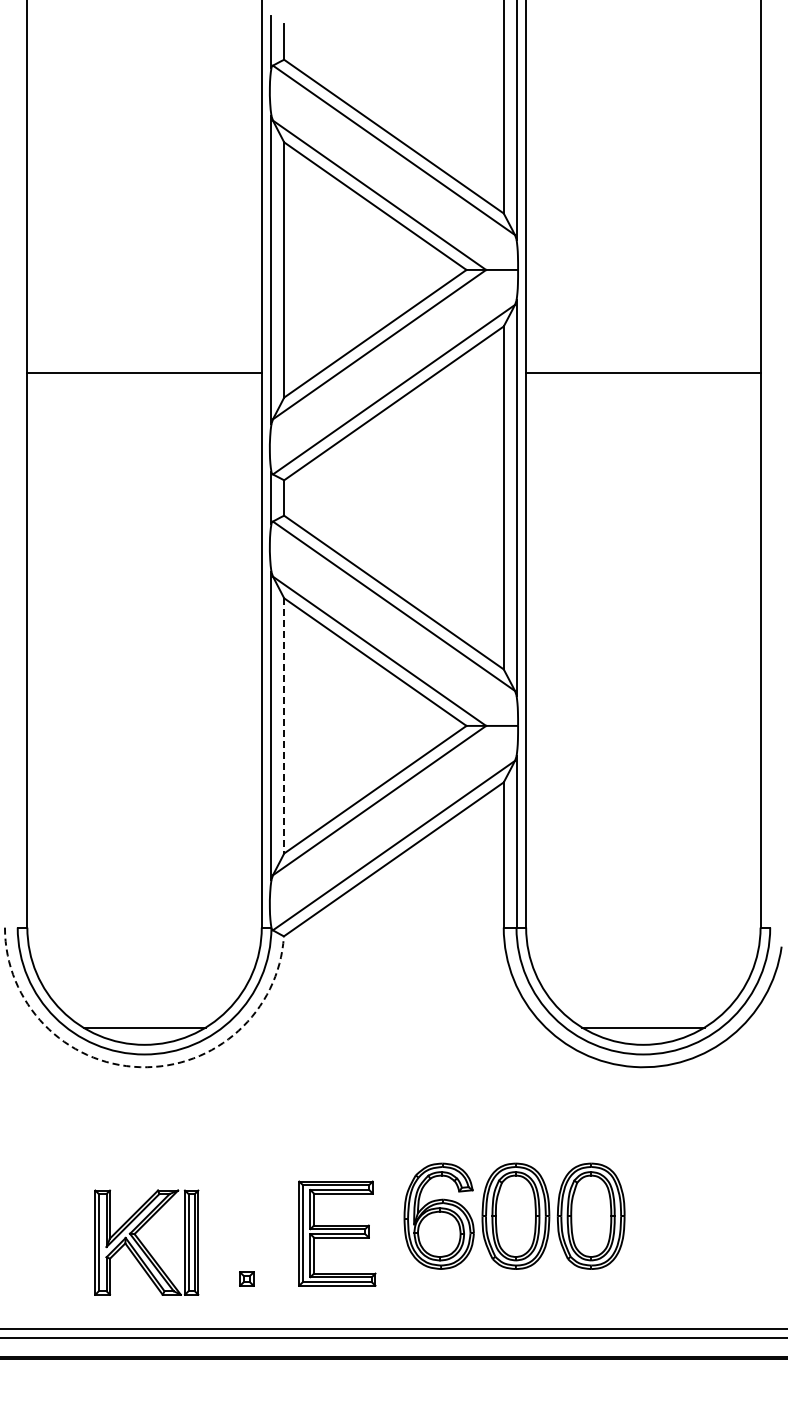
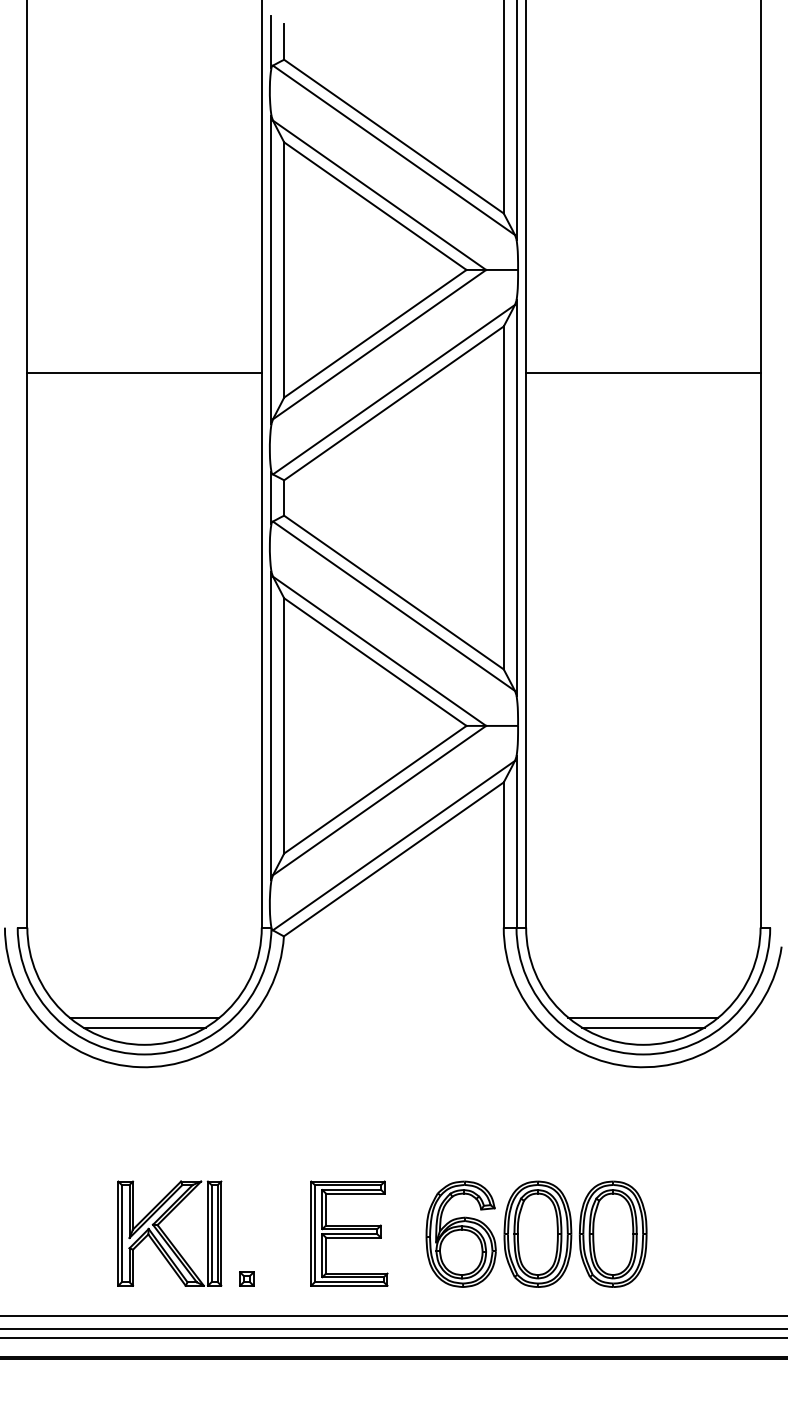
line: dashed -> solid (284, 725)
line: none -> present (144, 1017)
line: none -> present (643, 1017)
arc: dashed -> solid (140, 1067)
part position: (514, 1215) -> (536, 1233) (536, 1233)
part position: (337, 1233) -> (349, 1233) (349, 1233)
part position: (146, 1242) -> (169, 1233) (169, 1233)
line: none -> present (393, 1315)
